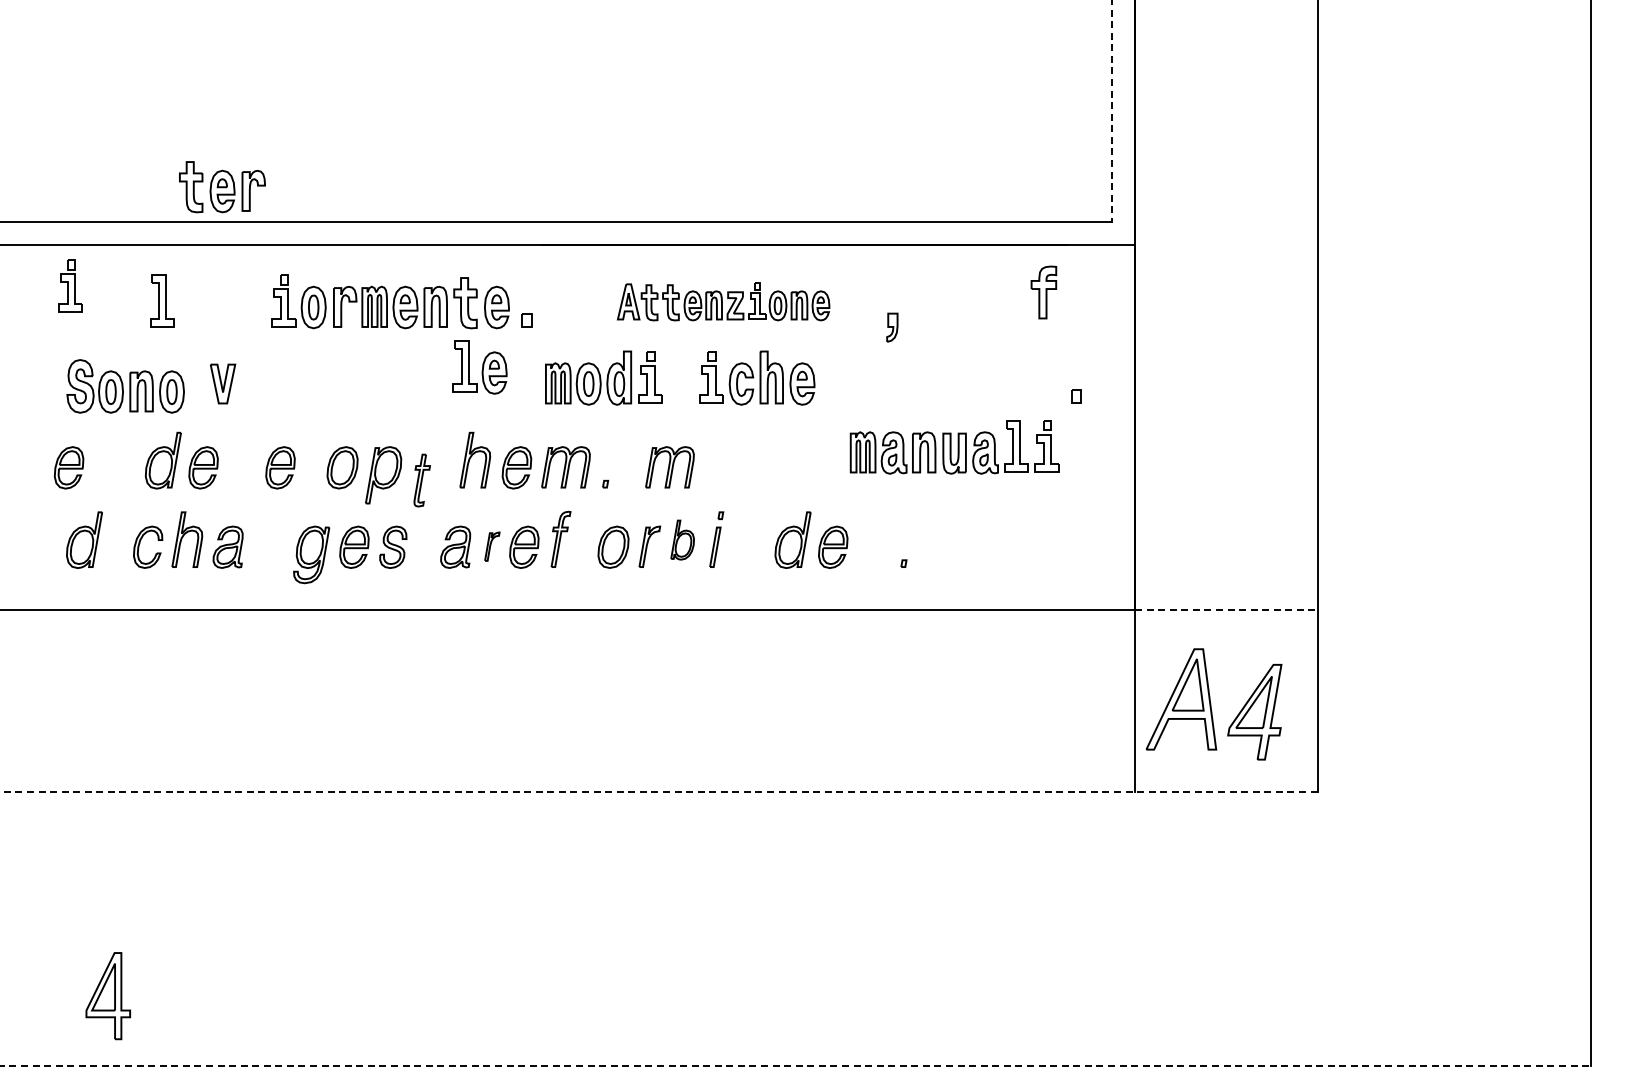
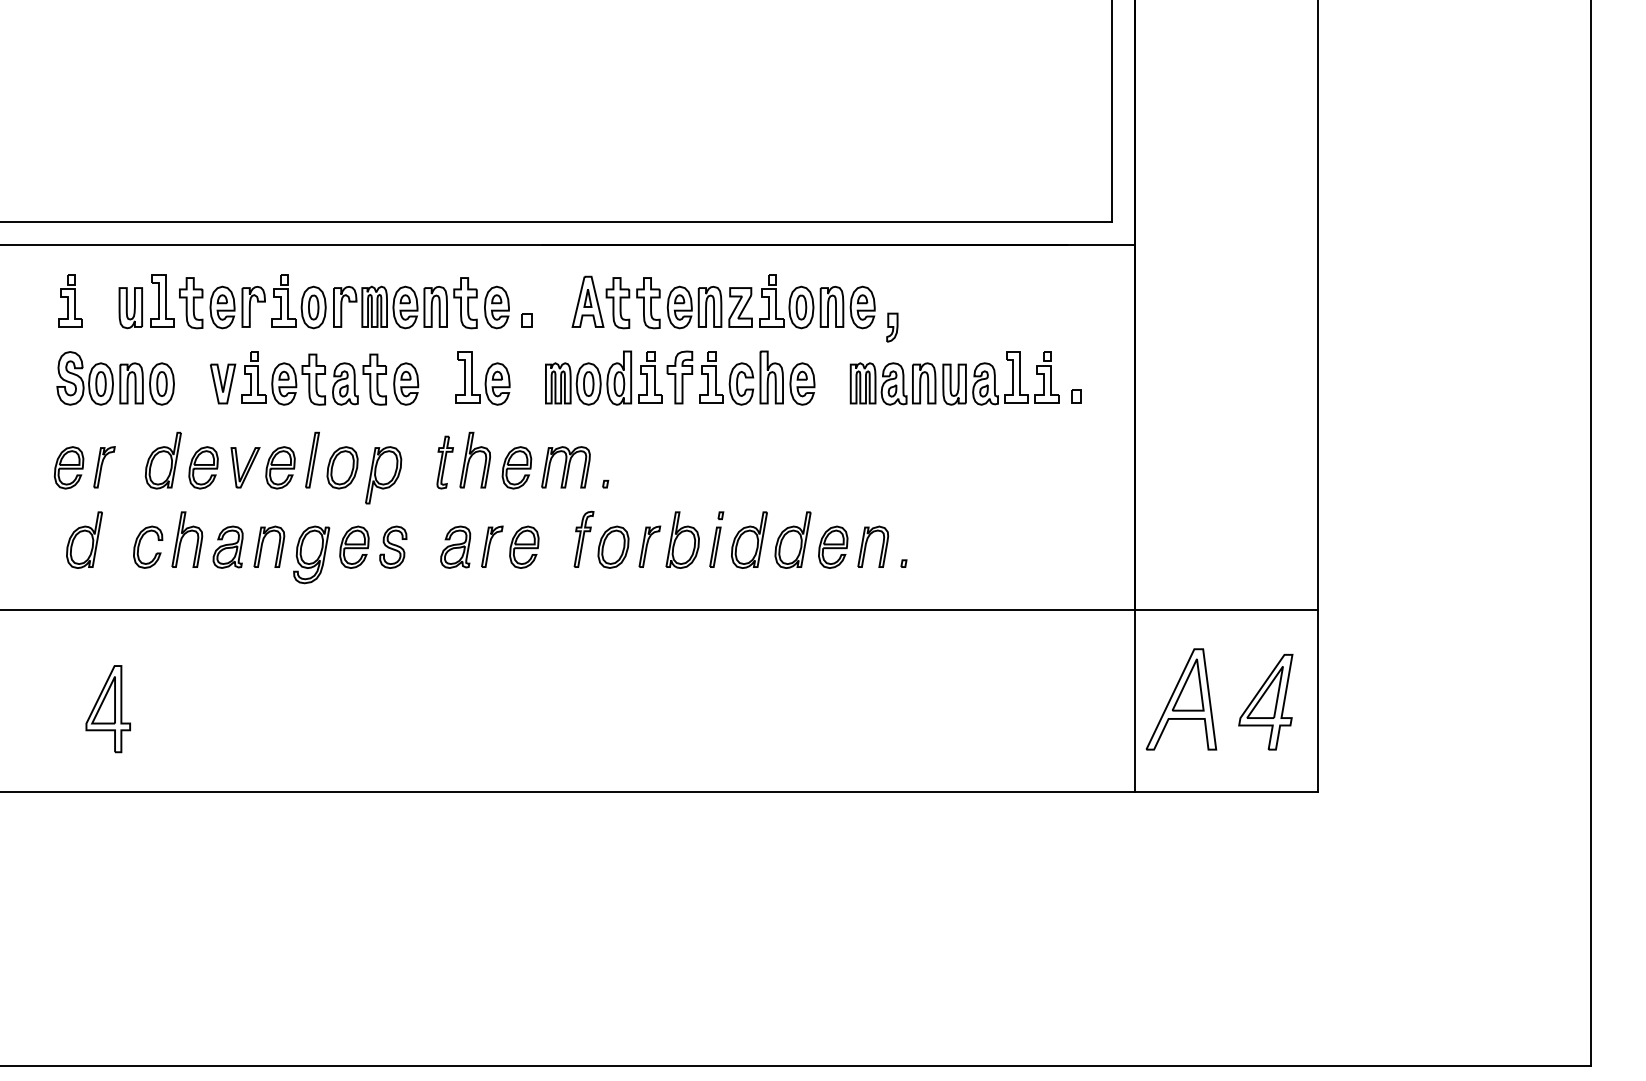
line: dashed -> solid (1112, 111)
part position: (222, 187) -> (222, 303) (222, 303)
part position: (70, 285) -> (70, 300) (70, 300)
part position: (1043, 292) -> (679, 377) (679, 377)
part size: 214x40 px -> 305x56 px (723, 301)
part: none -> present (130, 308)
part position: (479, 367) -> (482, 378) (482, 378)
part: none -> present (330, 378)
part position: (125, 386) -> (115, 378) (115, 378)
part position: (954, 447) -> (954, 378) (954, 378)
part: none -> present (312, 459)
part: none -> present (104, 467)
part: none -> present (245, 467)
part: present -> none (669, 467)
part position: (421, 480) -> (444, 462) (444, 462)
part position: (560, 538) -> (583, 538) (583, 538)
part size: 25x42 px -> 35x58 px (682, 539)
part: none -> present (749, 539)
part: none -> present (263, 543)
part size: 17x31 px -> 23x43 px (492, 546)
part: none -> present (866, 546)
line: dashed -> solid (1226, 609)
part position: (1254, 712) -> (1265, 702) (1265, 702)
line: dashed -> solid (658, 792)
part position: (107, 996) -> (107, 709) (107, 709)
line: dashed -> solid (795, 1066)
